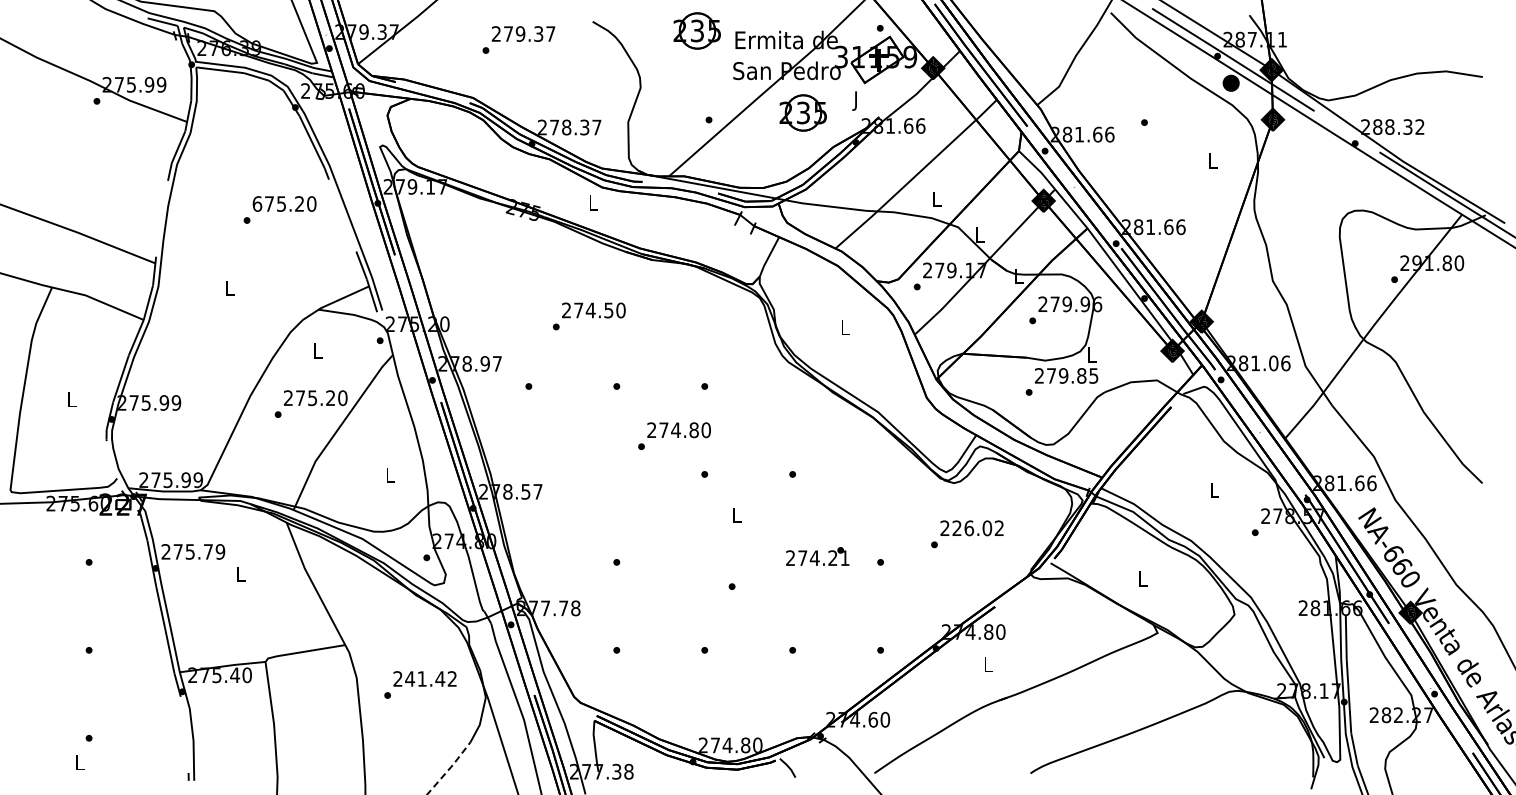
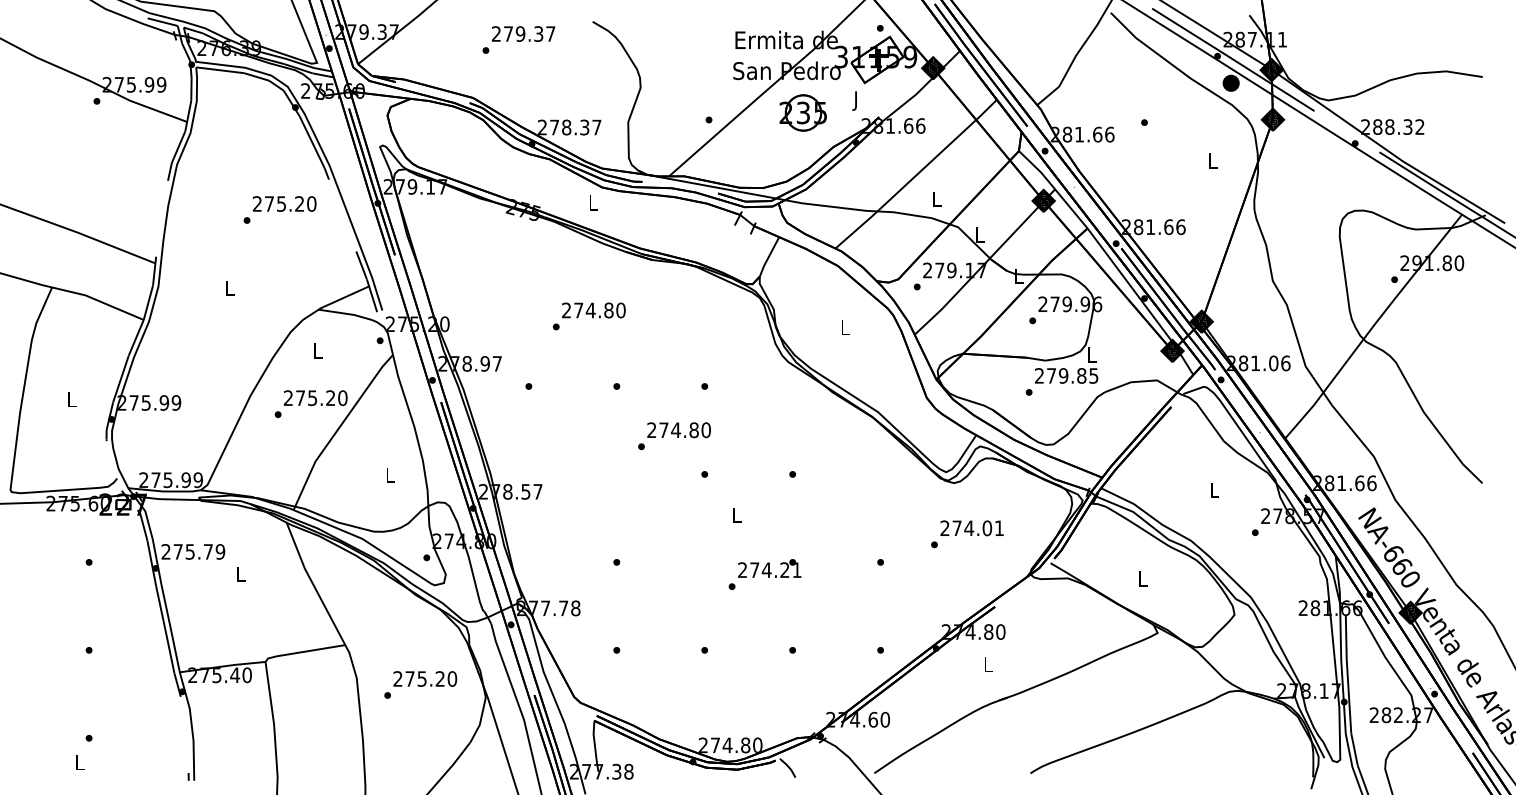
part: present -> none (696, 30)
text: 675.20 -> 275.20 (257, 203)
text: 274.50 -> 274.80 (608, 310)
text: 226.02 -> 274.01 (977, 528)
text position: (817, 556) -> (769, 568) (769, 568)
text: 241.42 -> 275.20 (431, 678)
line: dashed -> solid (450, 768)
